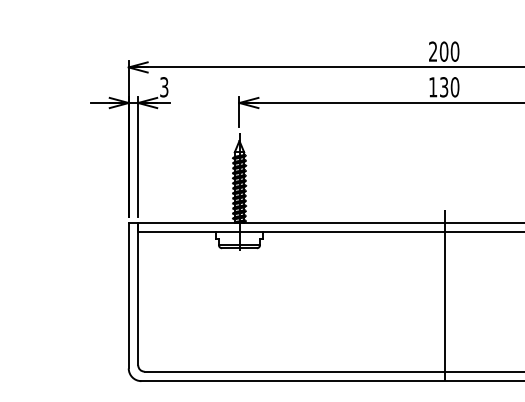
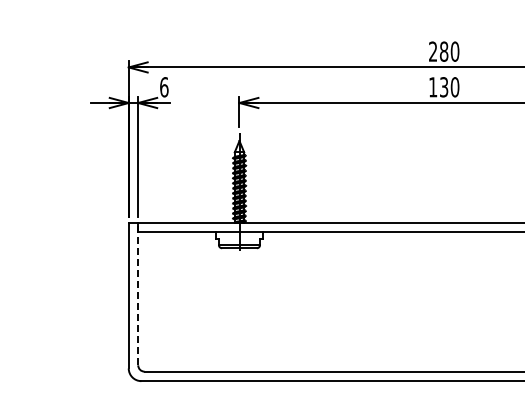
text: 200 -> 280 (443, 51)
text: 3 -> 6 (164, 87)
line: solid -> dashed (138, 293)
line: present -> none (445, 295)
